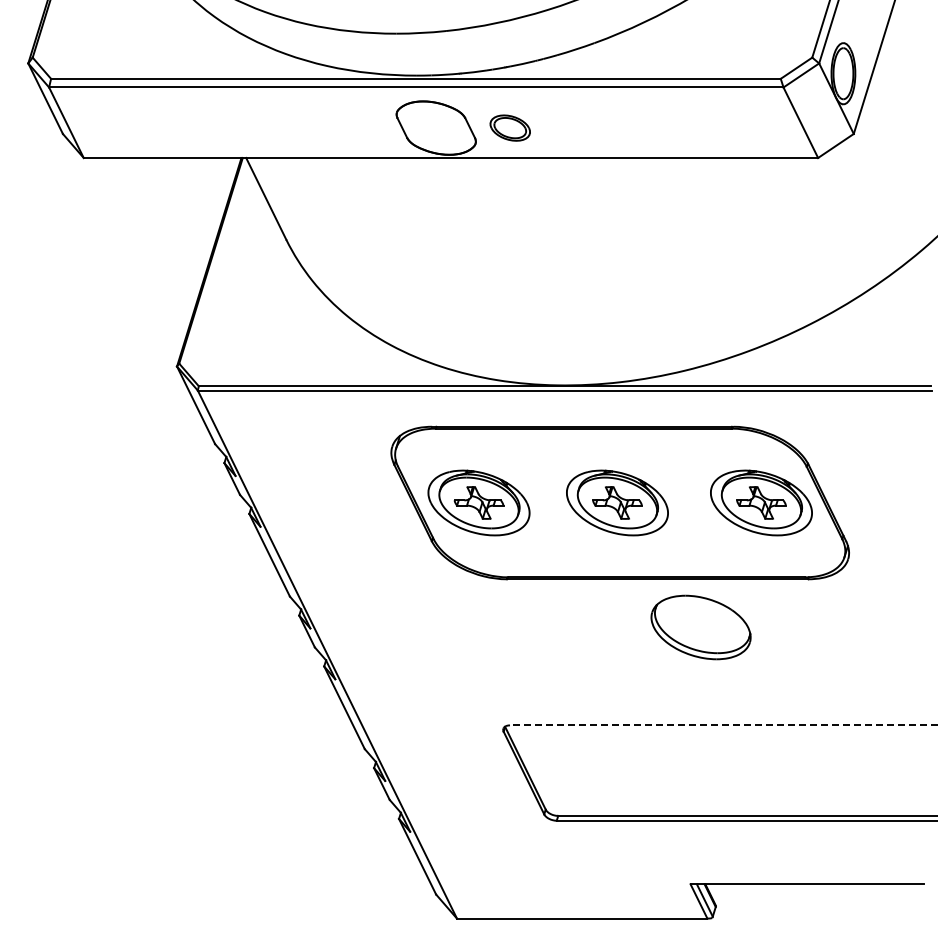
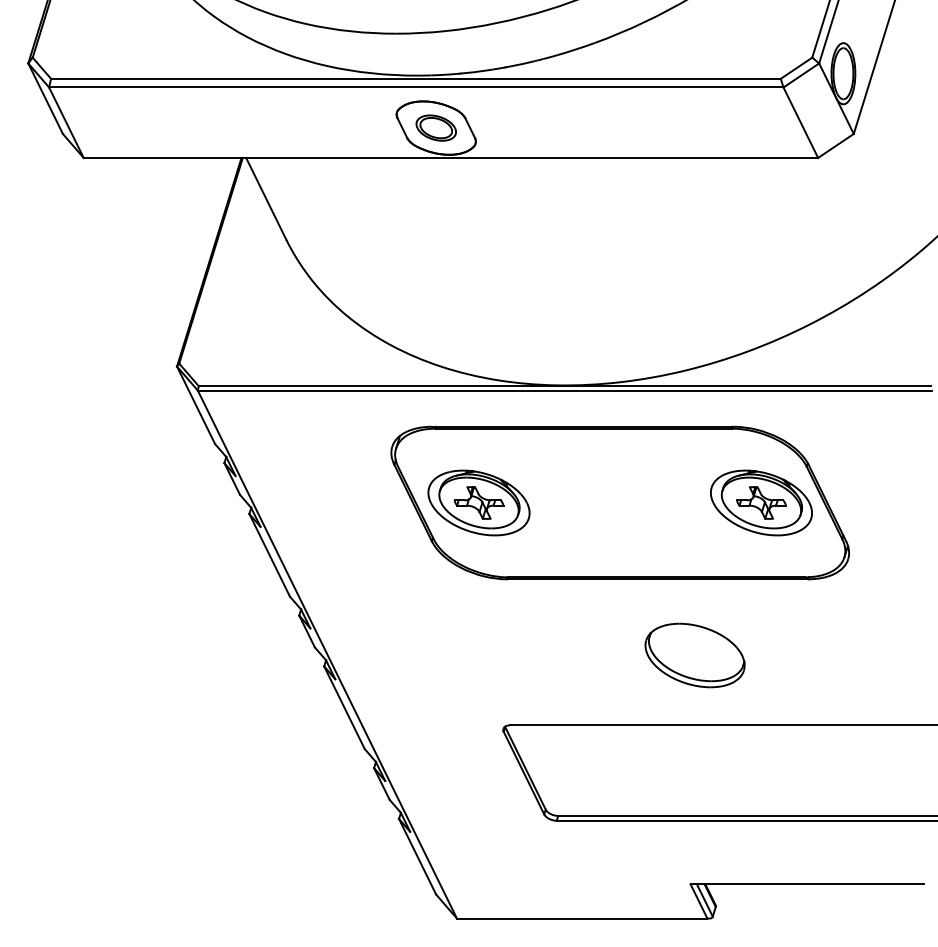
part position: (509, 127) -> (435, 127) (435, 127)
part: present -> none (617, 502)
part position: (700, 627) -> (694, 655) (694, 655)
line: dashed -> solid (723, 725)
